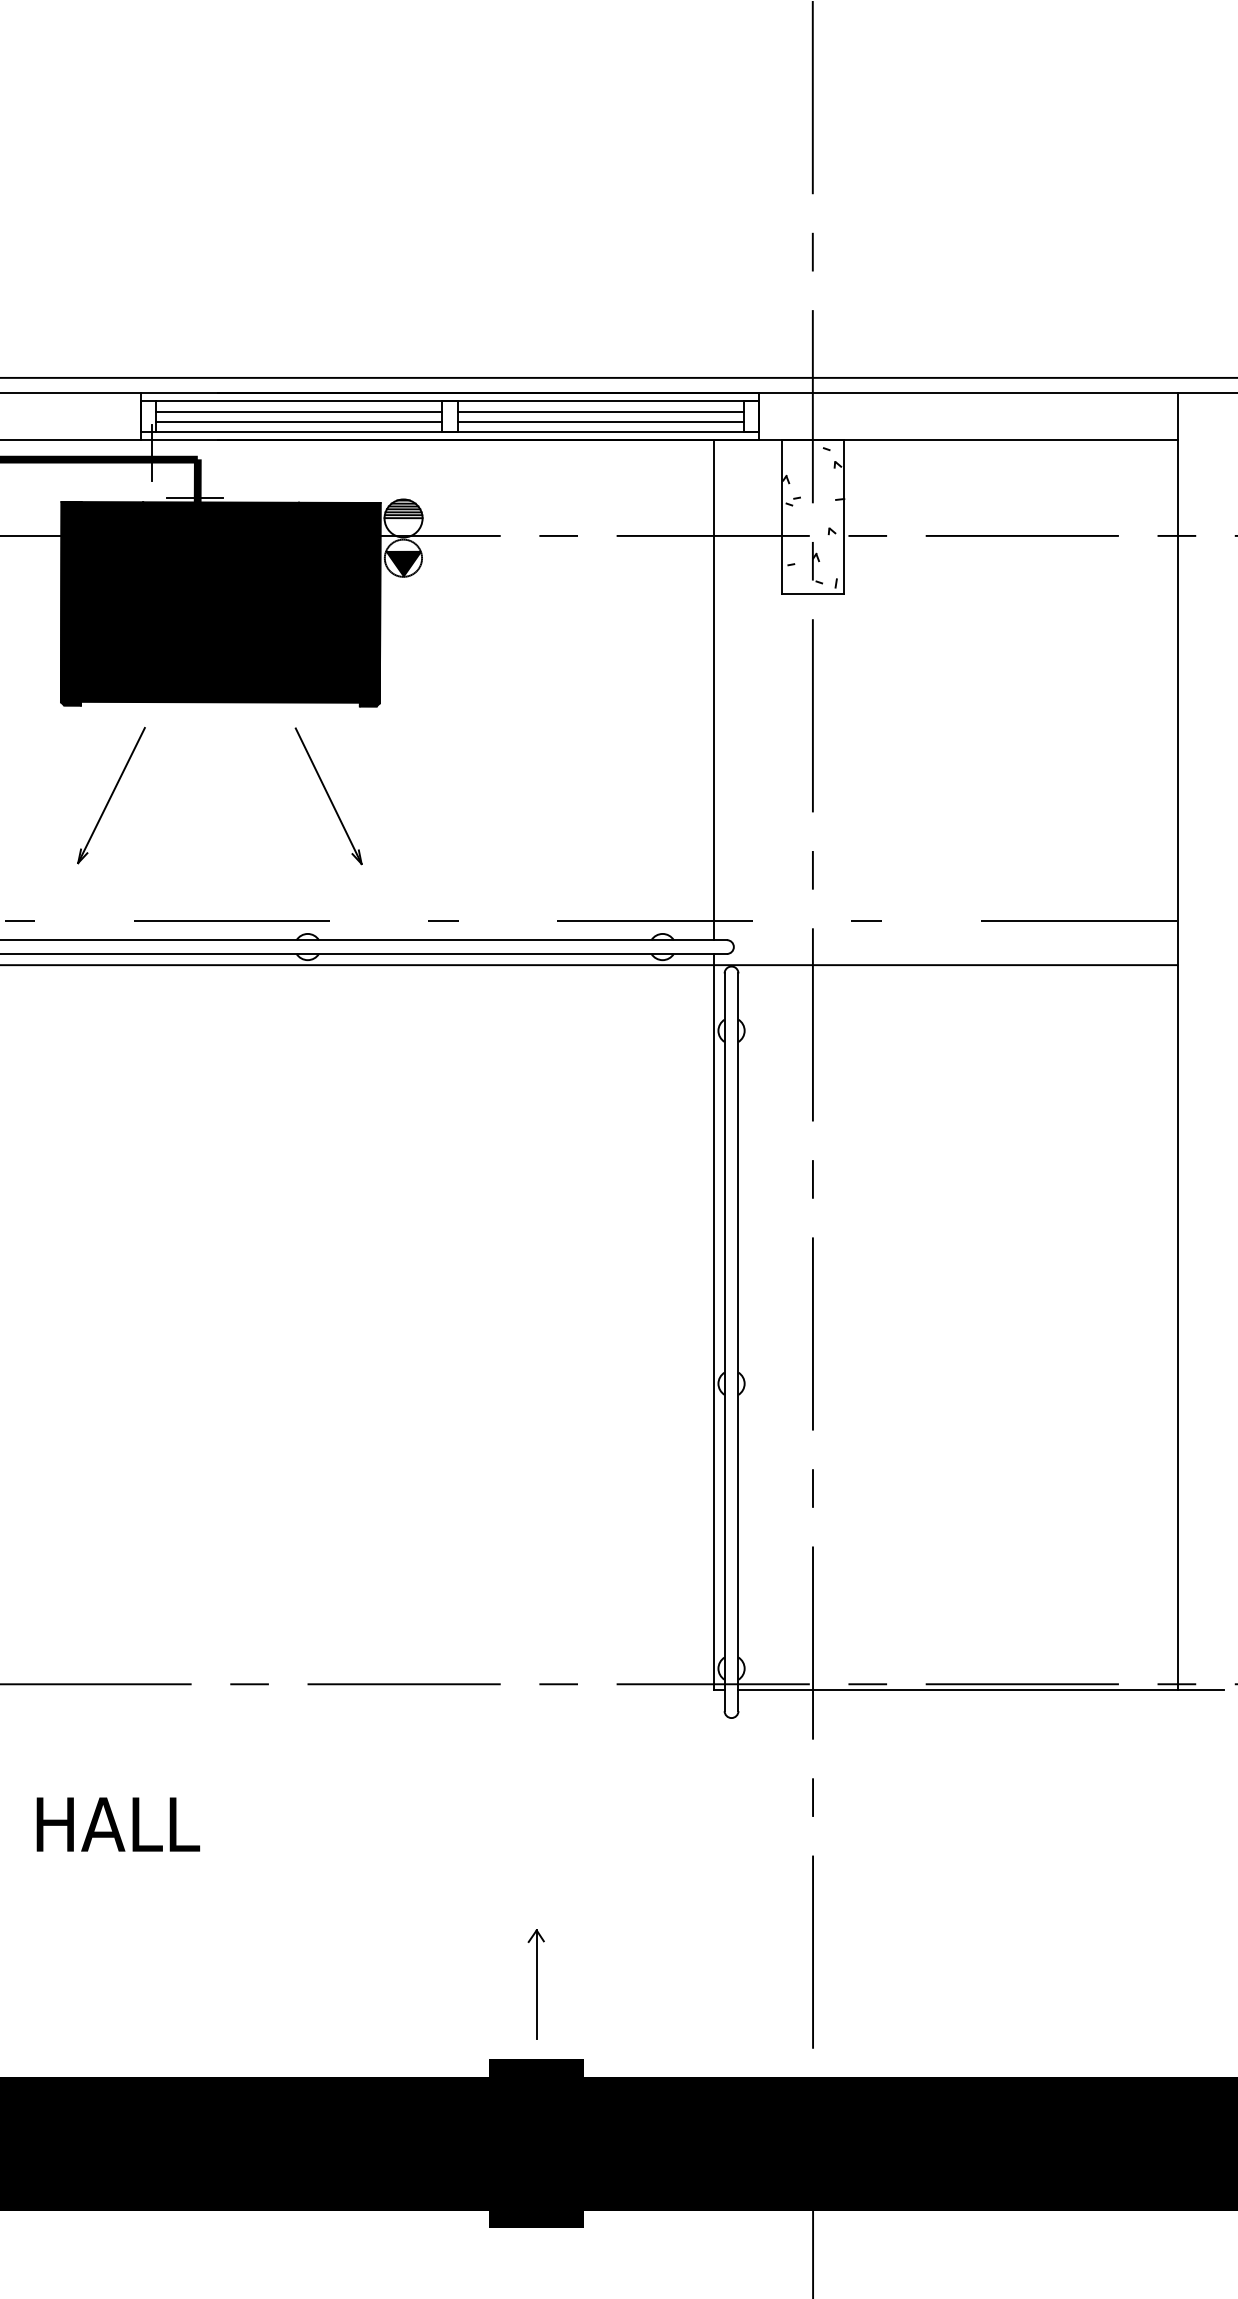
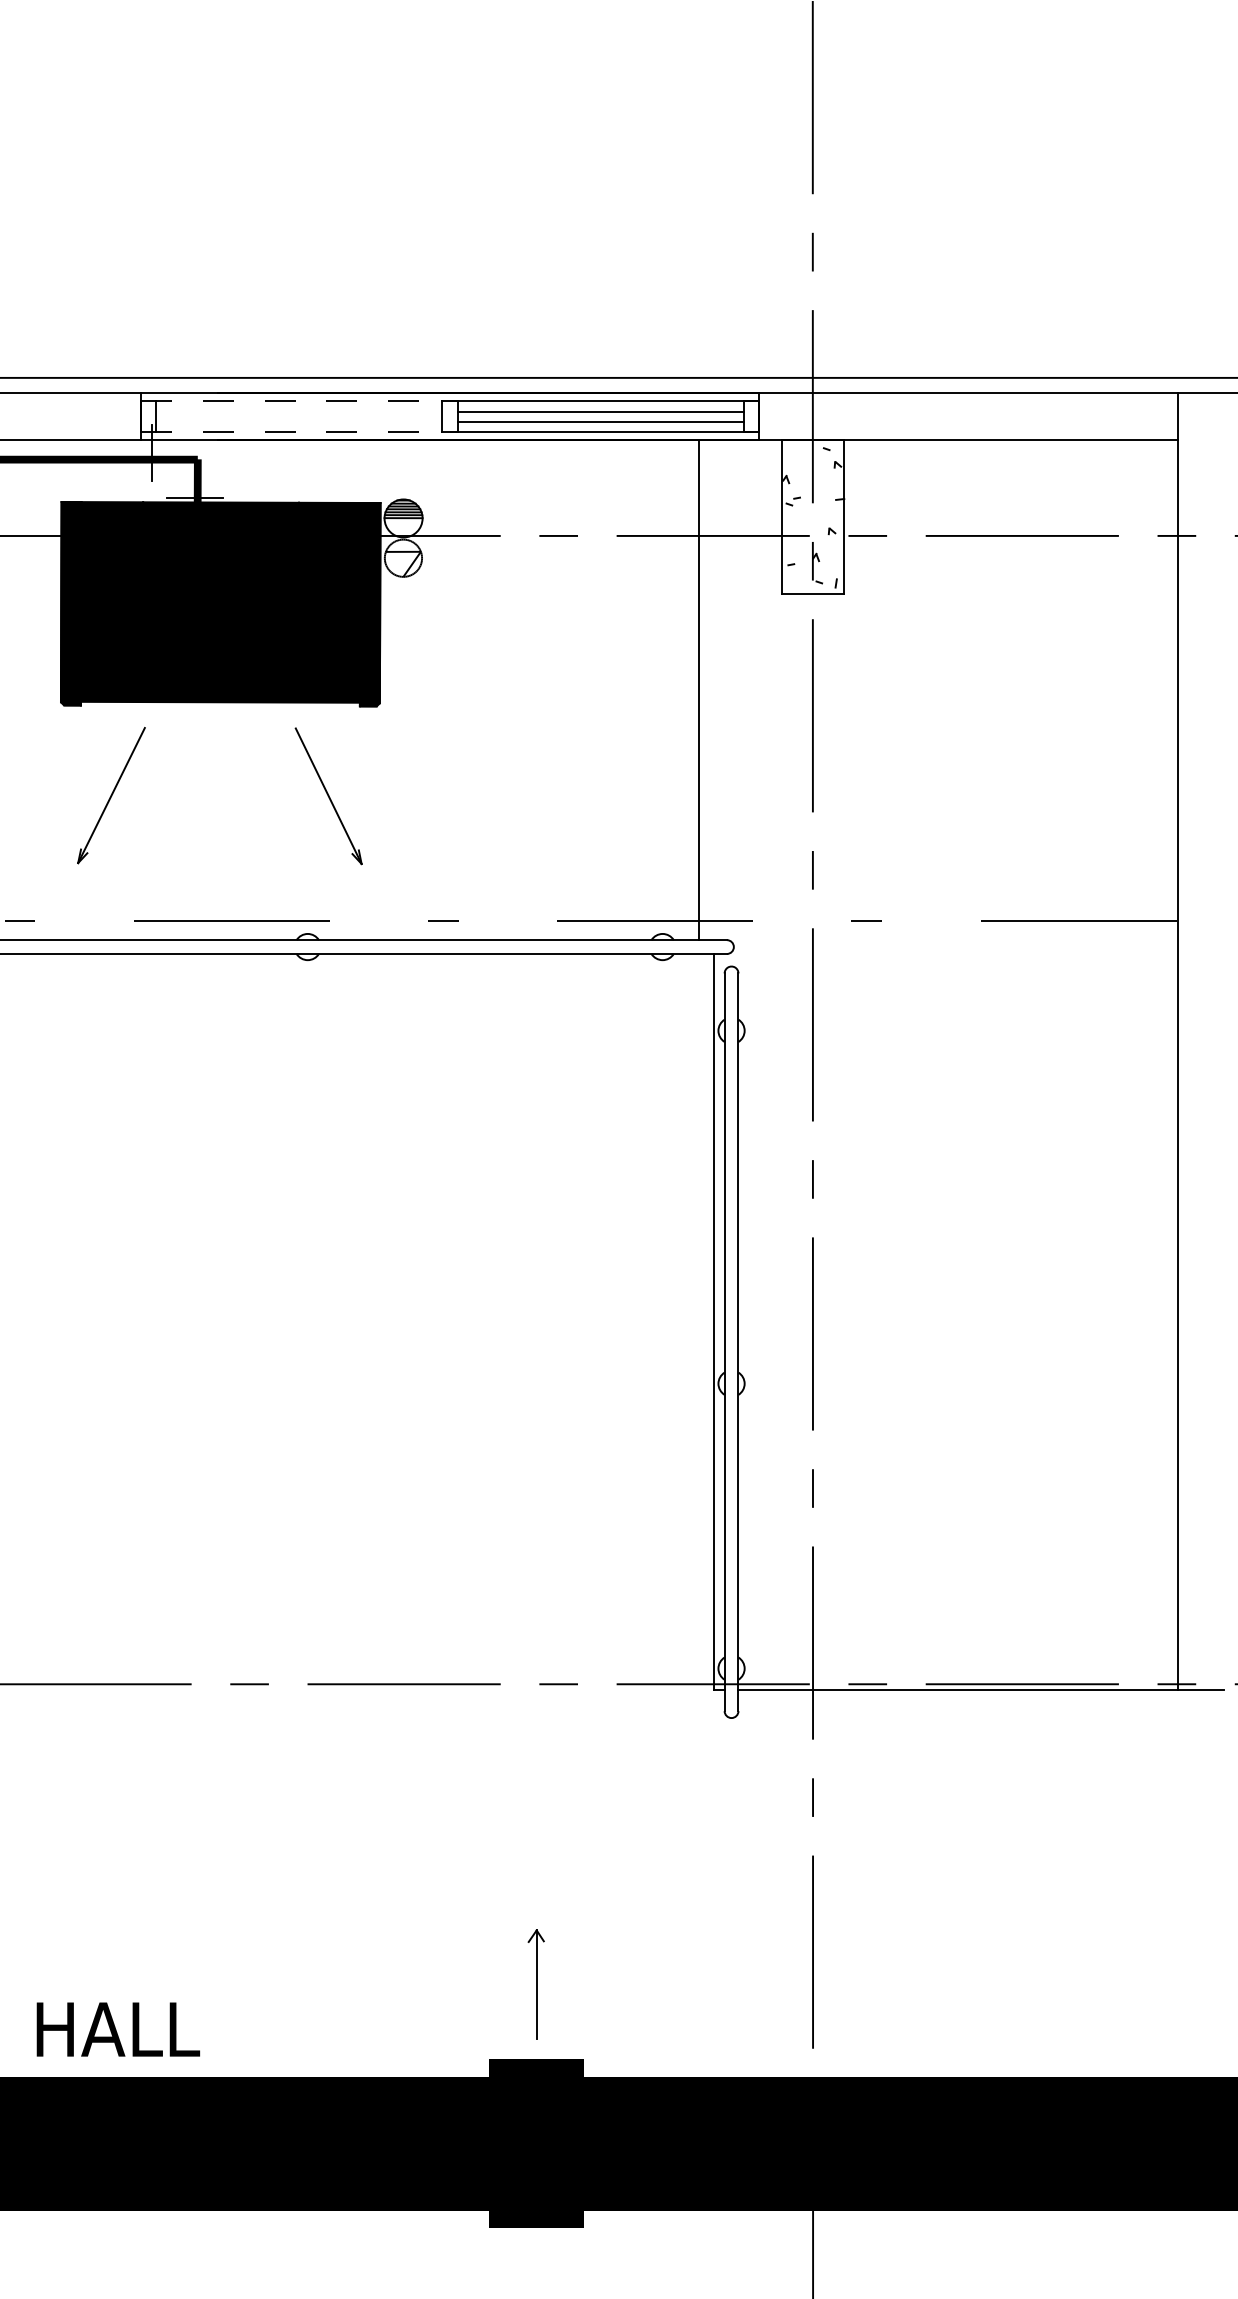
line: solid -> dashed (299, 401)
line: present -> none (299, 412)
line: present -> none (299, 421)
line: solid -> dashed (299, 432)
fill: present -> none (402, 563)
line position: (713, 689) -> (698, 689) (698, 689)
line: present -> none (589, 965)
text position: (118, 1824) -> (118, 2029) (118, 2029)
